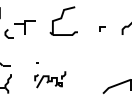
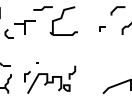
line: none -> present (42, 8)
line: none -> present (116, 9)
part size: 33x18 px -> 53x29 px (50, 79)
